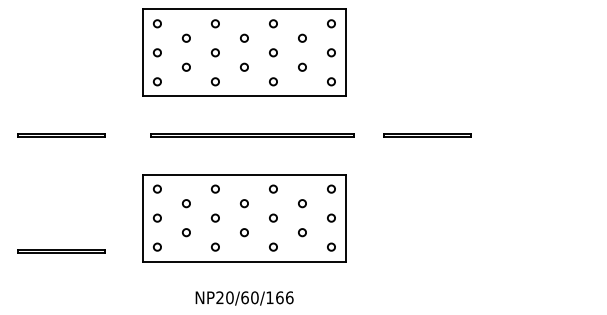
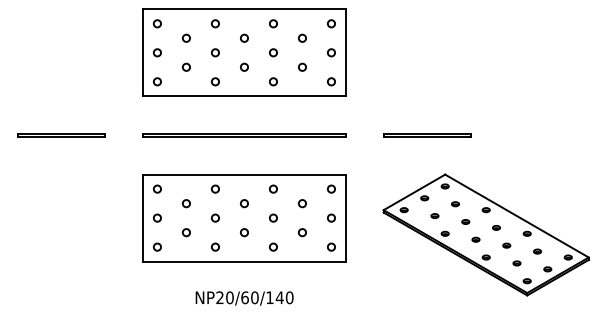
line position: (252, 134) -> (244, 134) (244, 134)
part: none -> present (485, 234)
line: present -> none (61, 250)
text: NP20/60/166 -> NP20/60/140 (284, 297)
